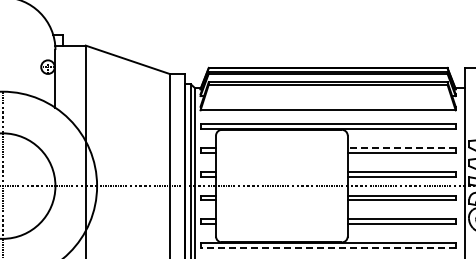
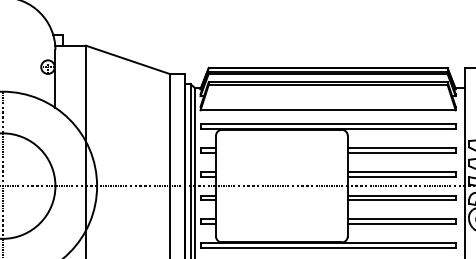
line: dashed -> solid (401, 148)
line: dashed -> solid (328, 247)
